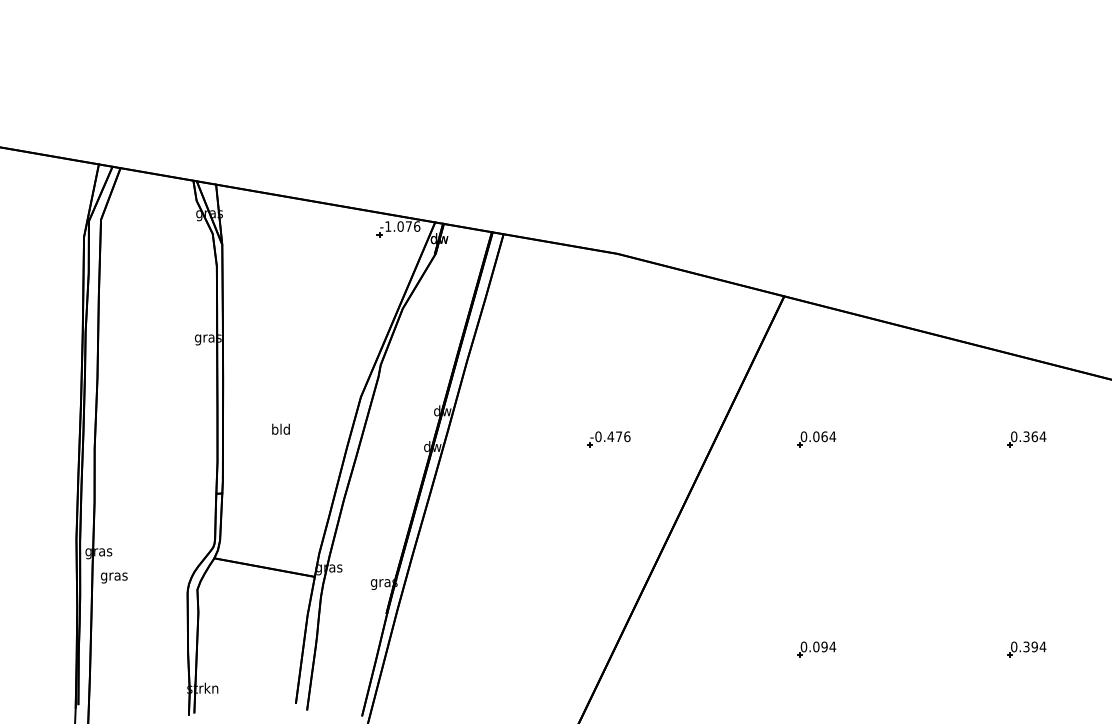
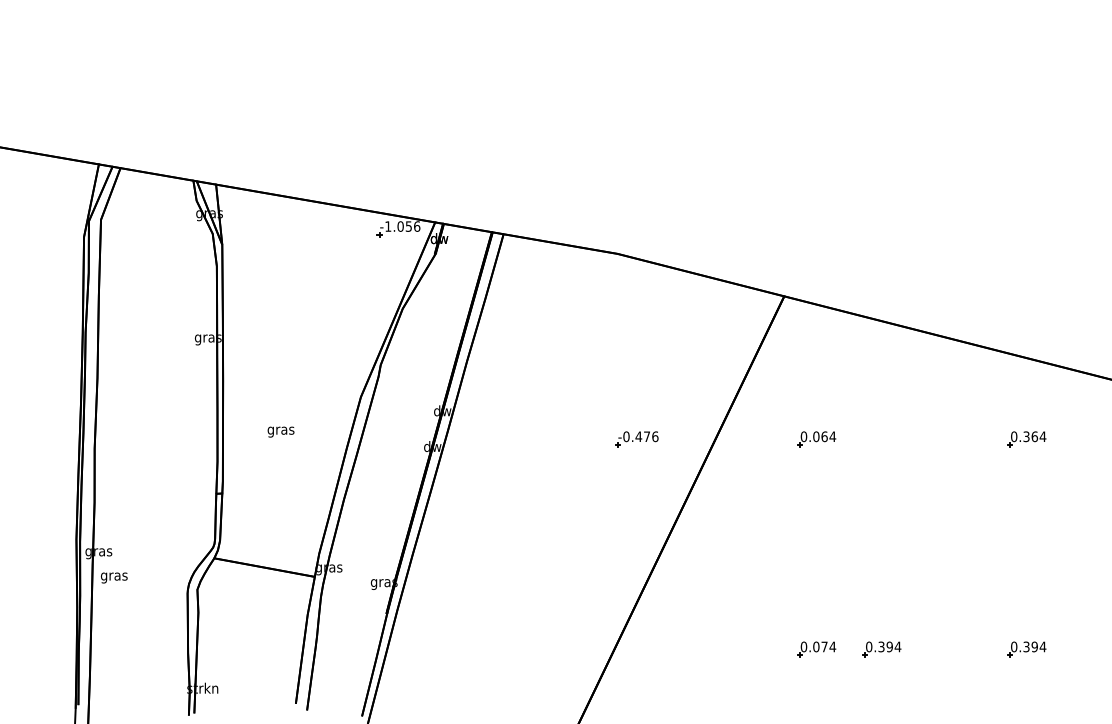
text: -1.076 -> -1.056 (408, 226)
text: bld -> gras (280, 430)
part position: (608, 439) -> (636, 439) (636, 439)
text: 0.094 -> 0.074 (824, 646)
part: none -> present (881, 649)
